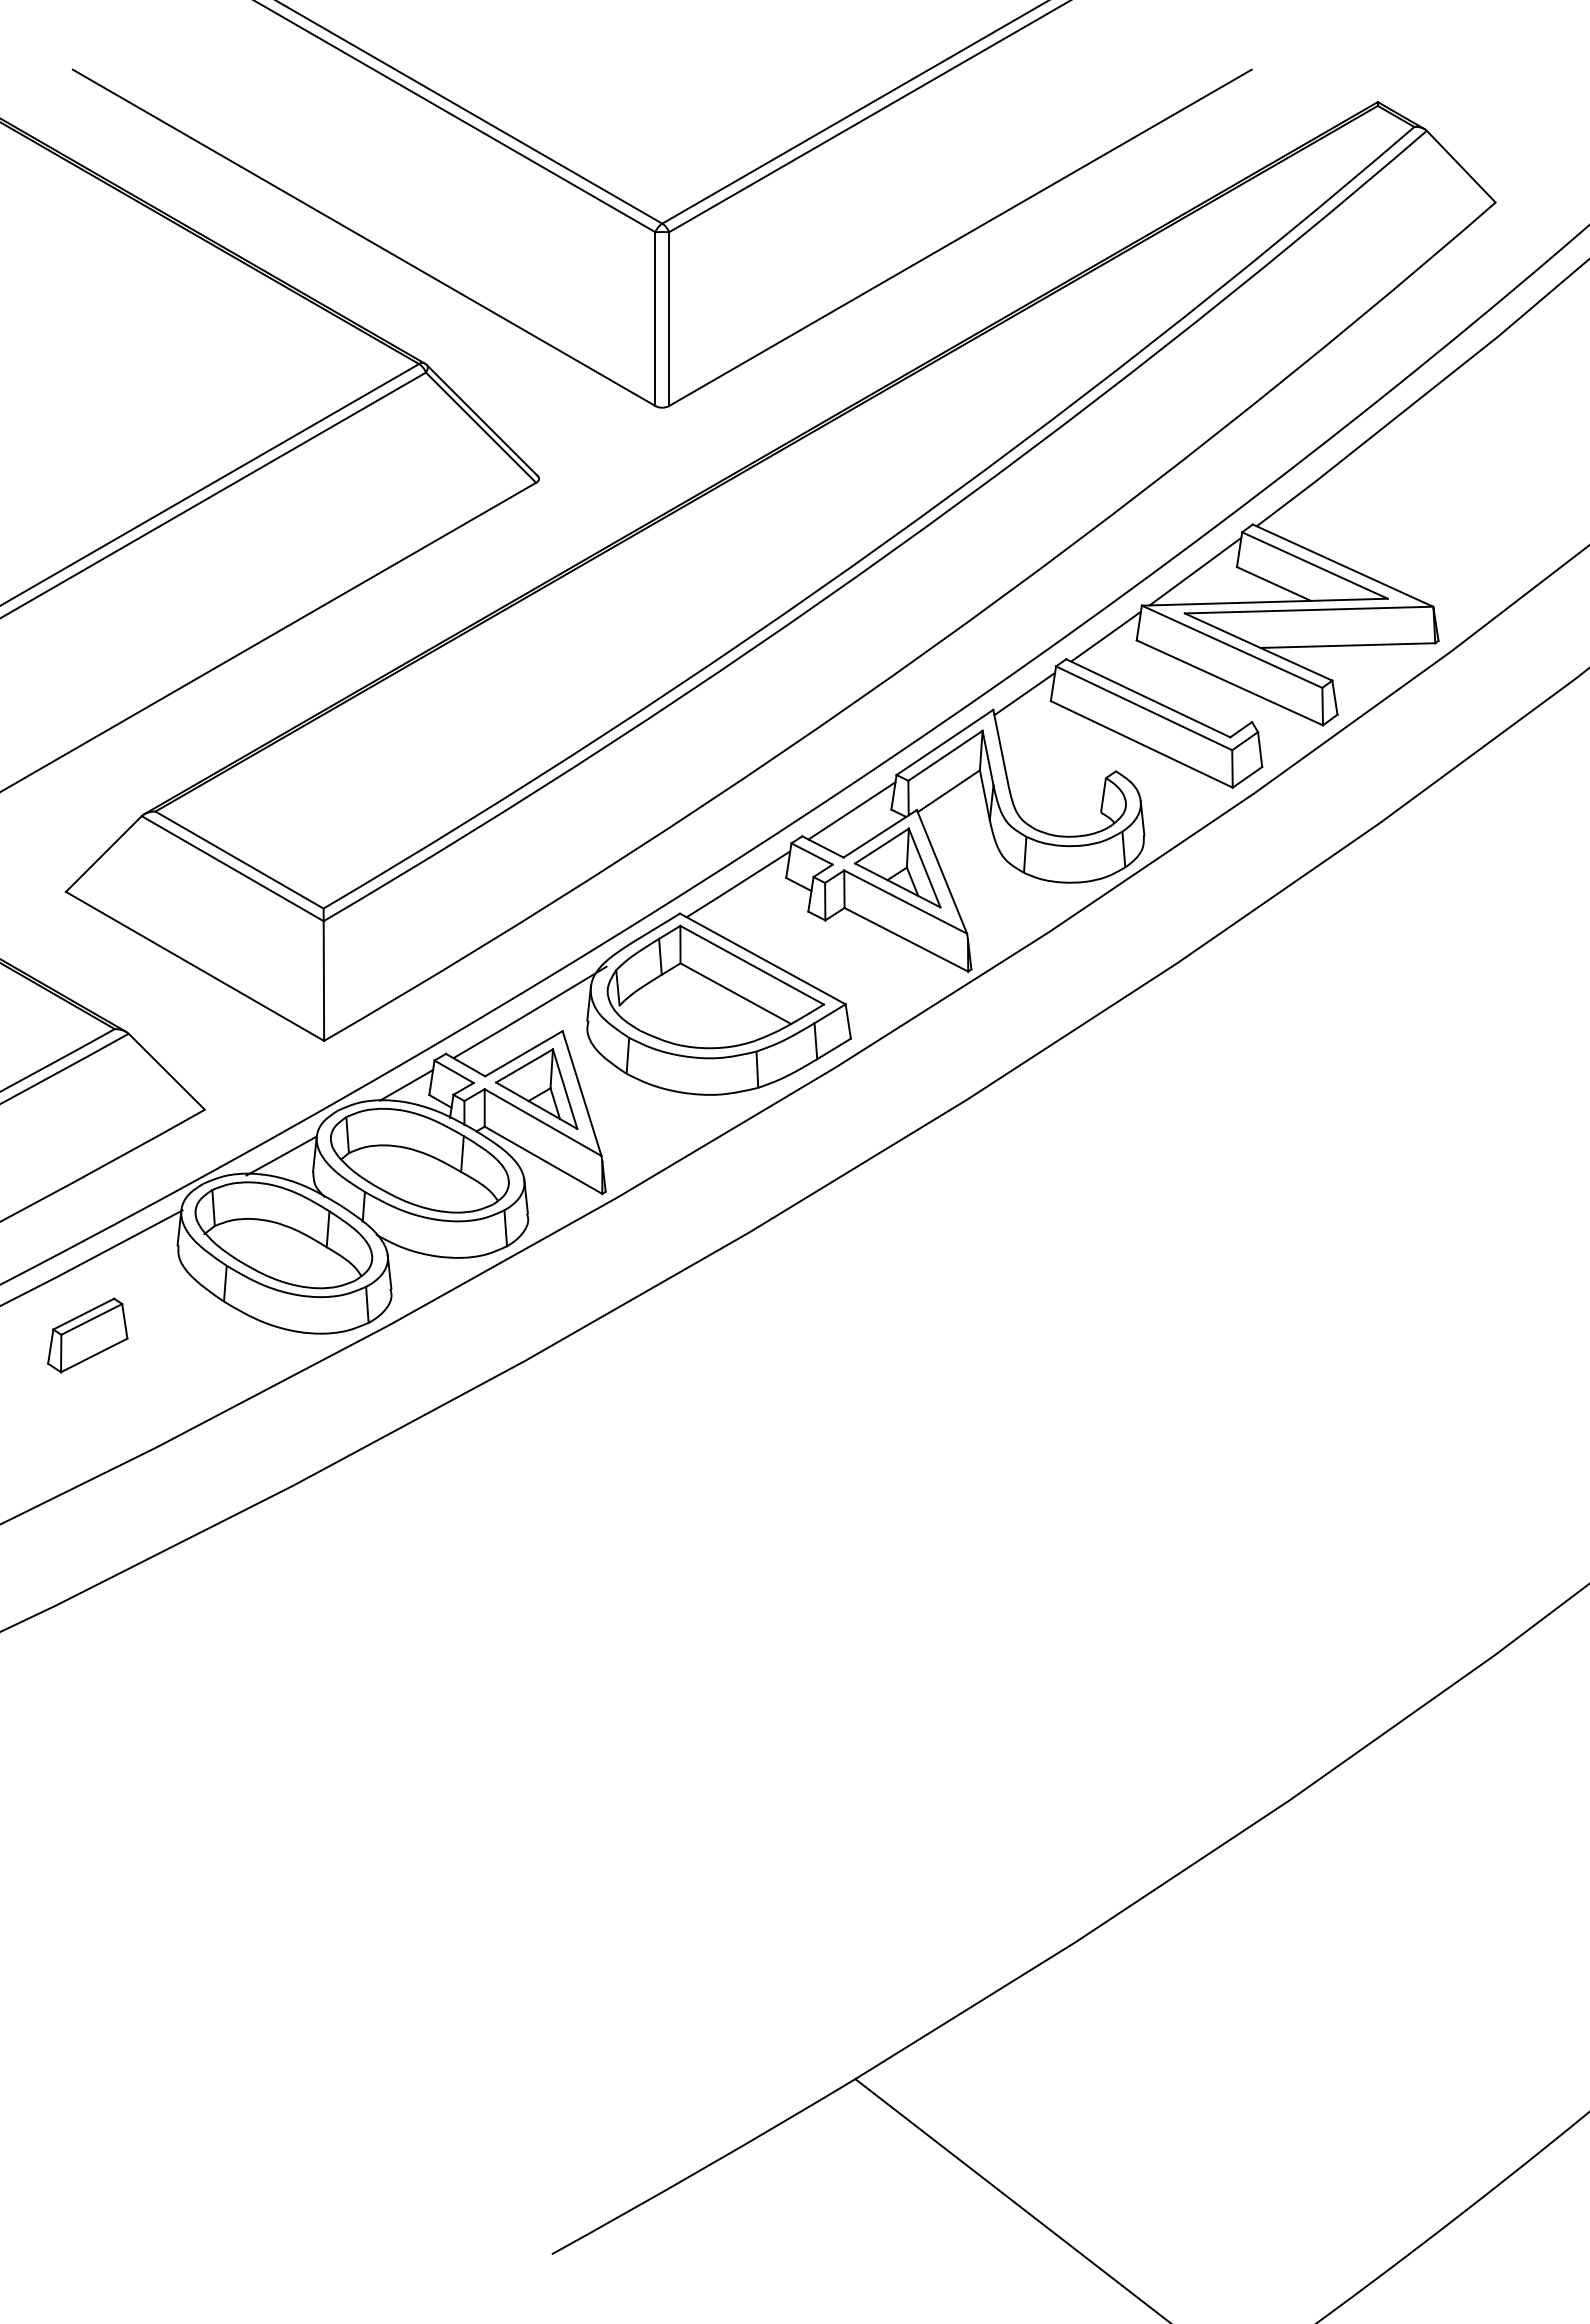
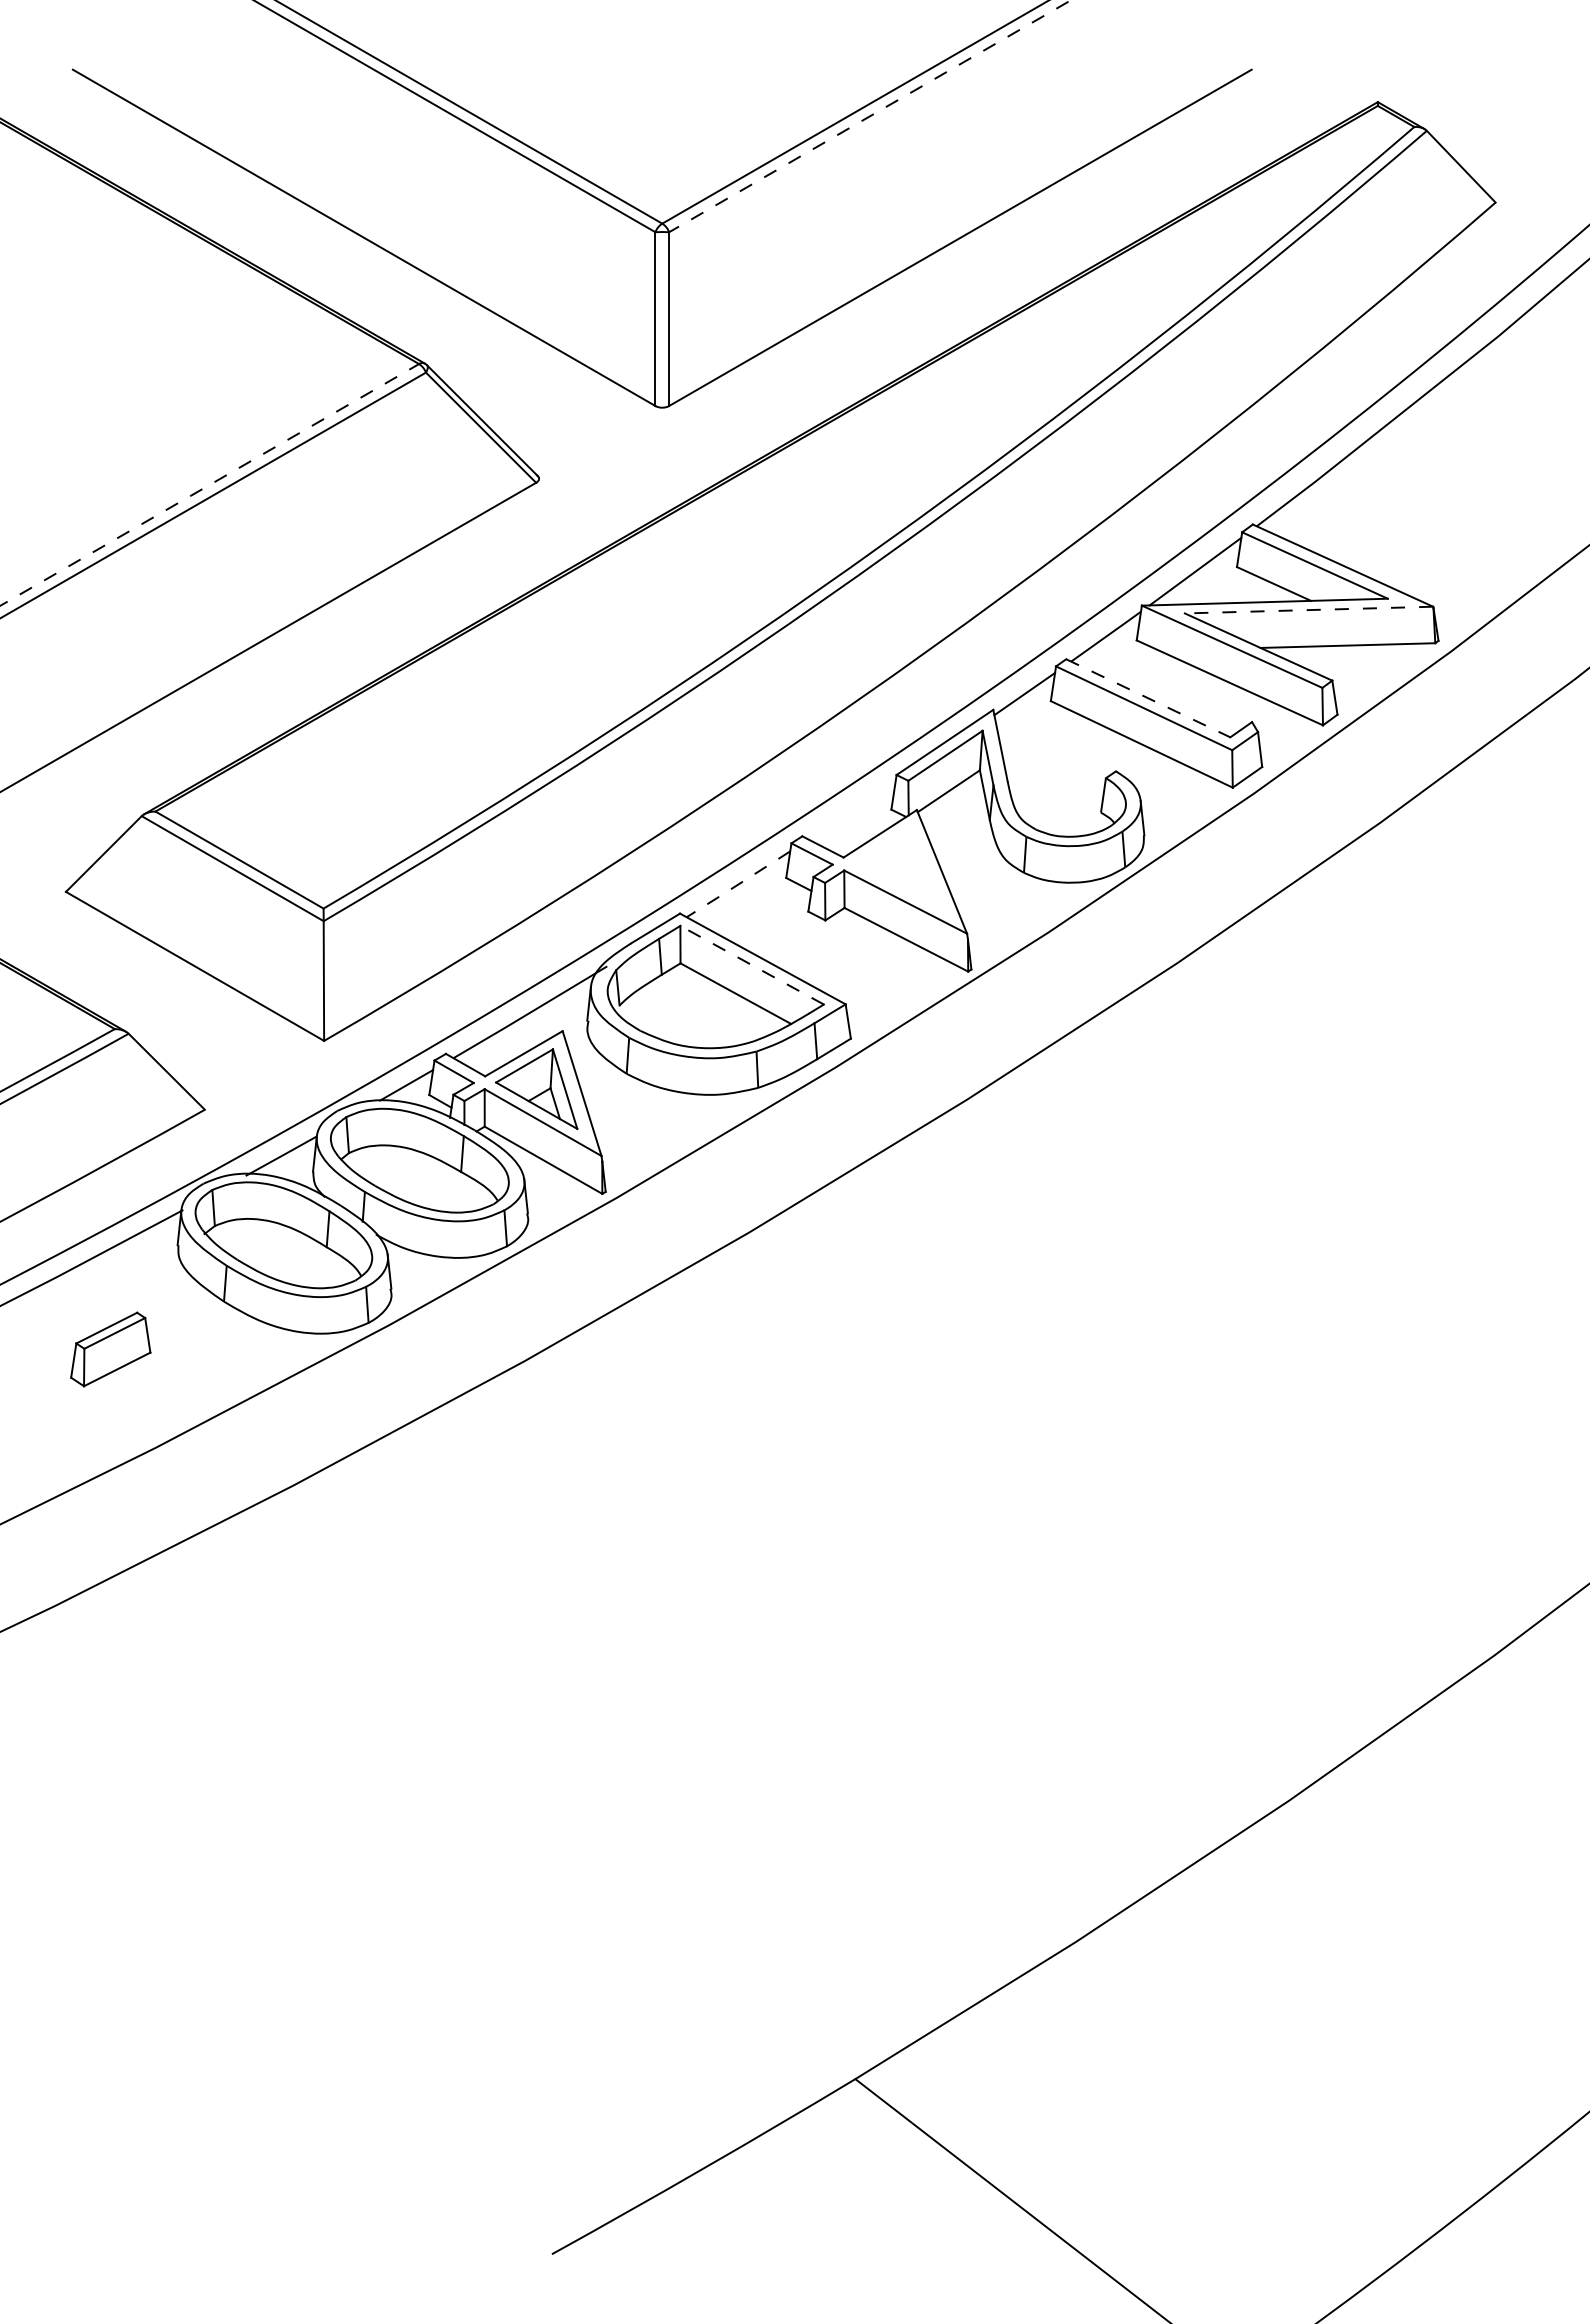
line: solid -> dashed (869, 116)
line: solid -> dashed (209, 484)
line: solid -> dashed (1308, 610)
line: solid -> dashed (1148, 698)
line: present -> none (851, 810)
part: present -> none (897, 867)
line: solid -> dashed (737, 884)
line: solid -> dashed (752, 965)
part position: (87, 1335) -> (110, 1349) (110, 1349)
